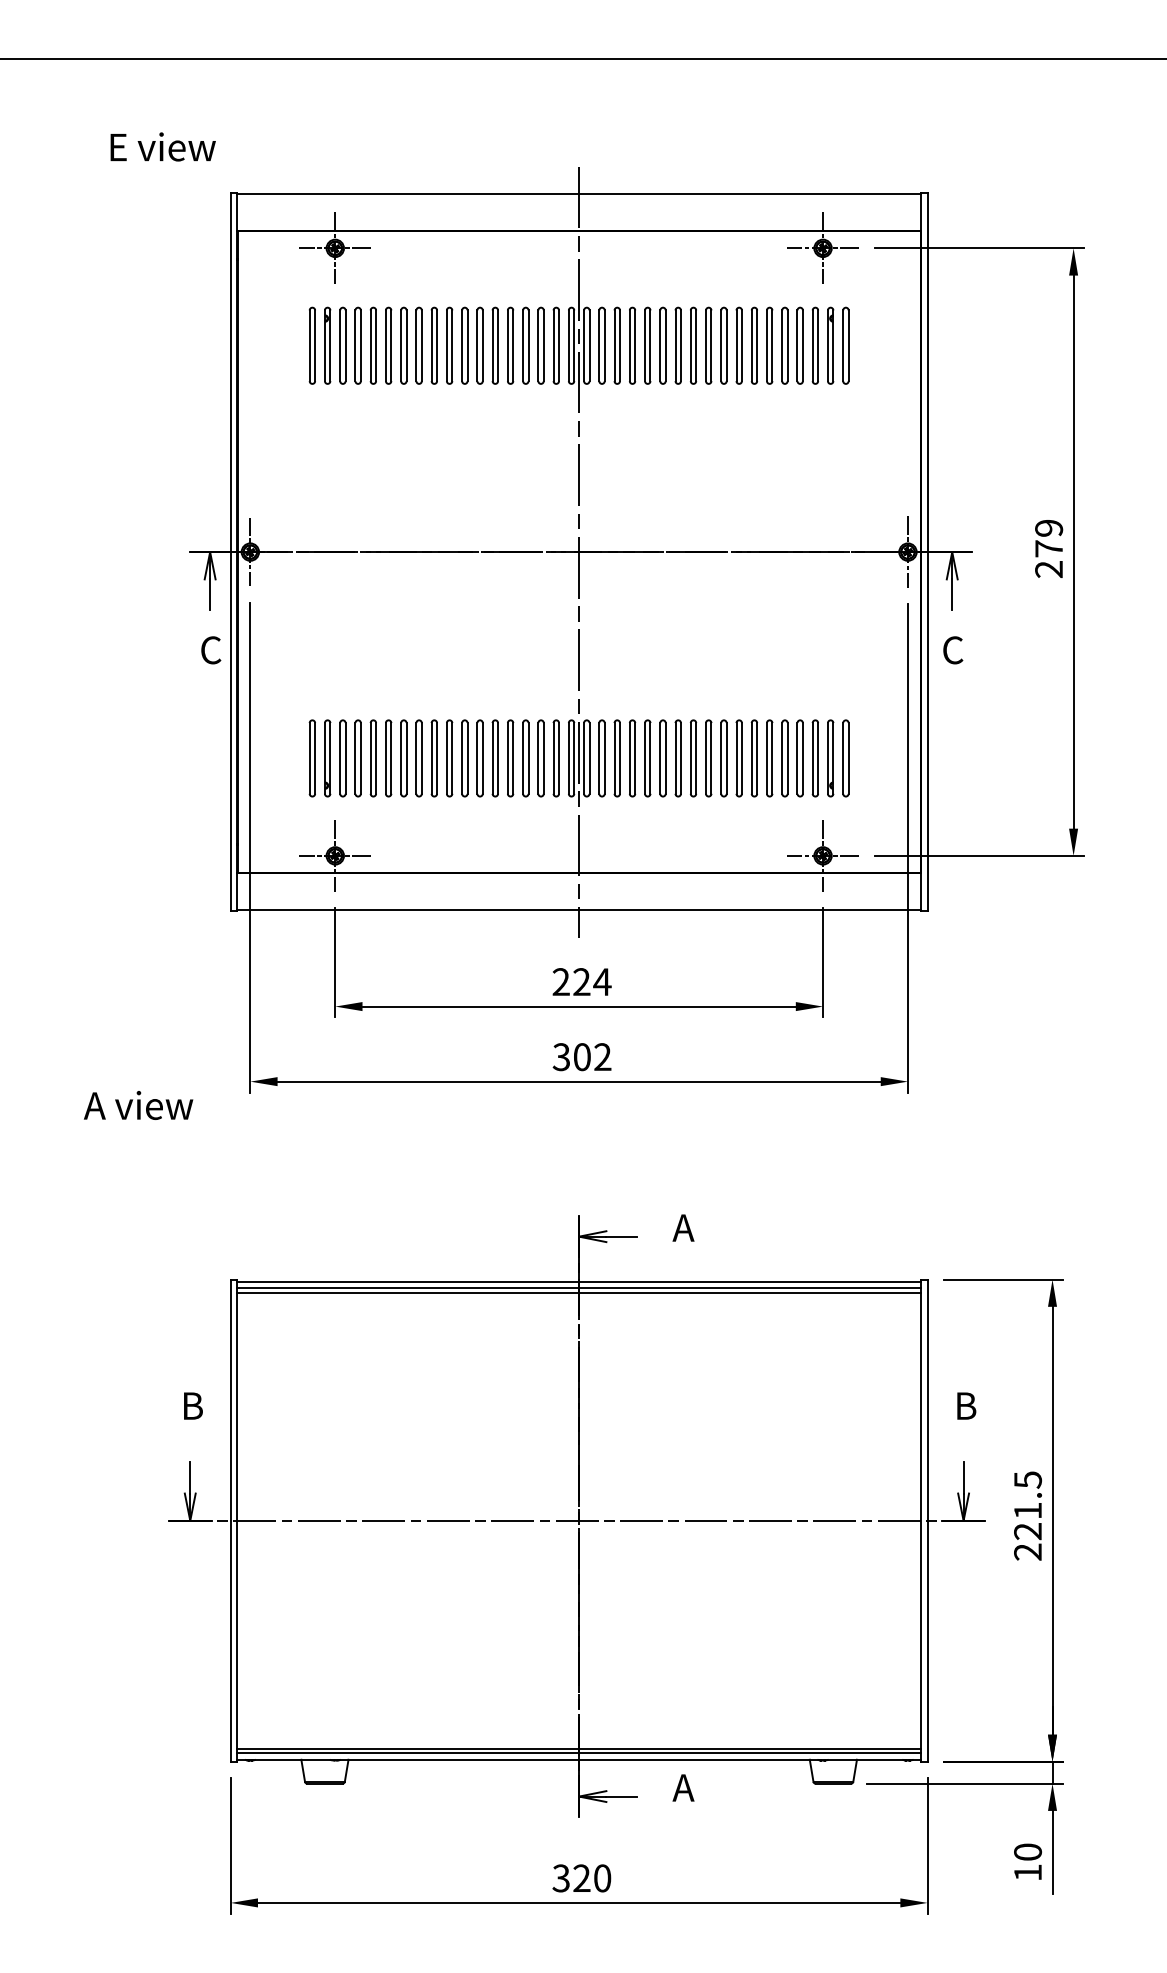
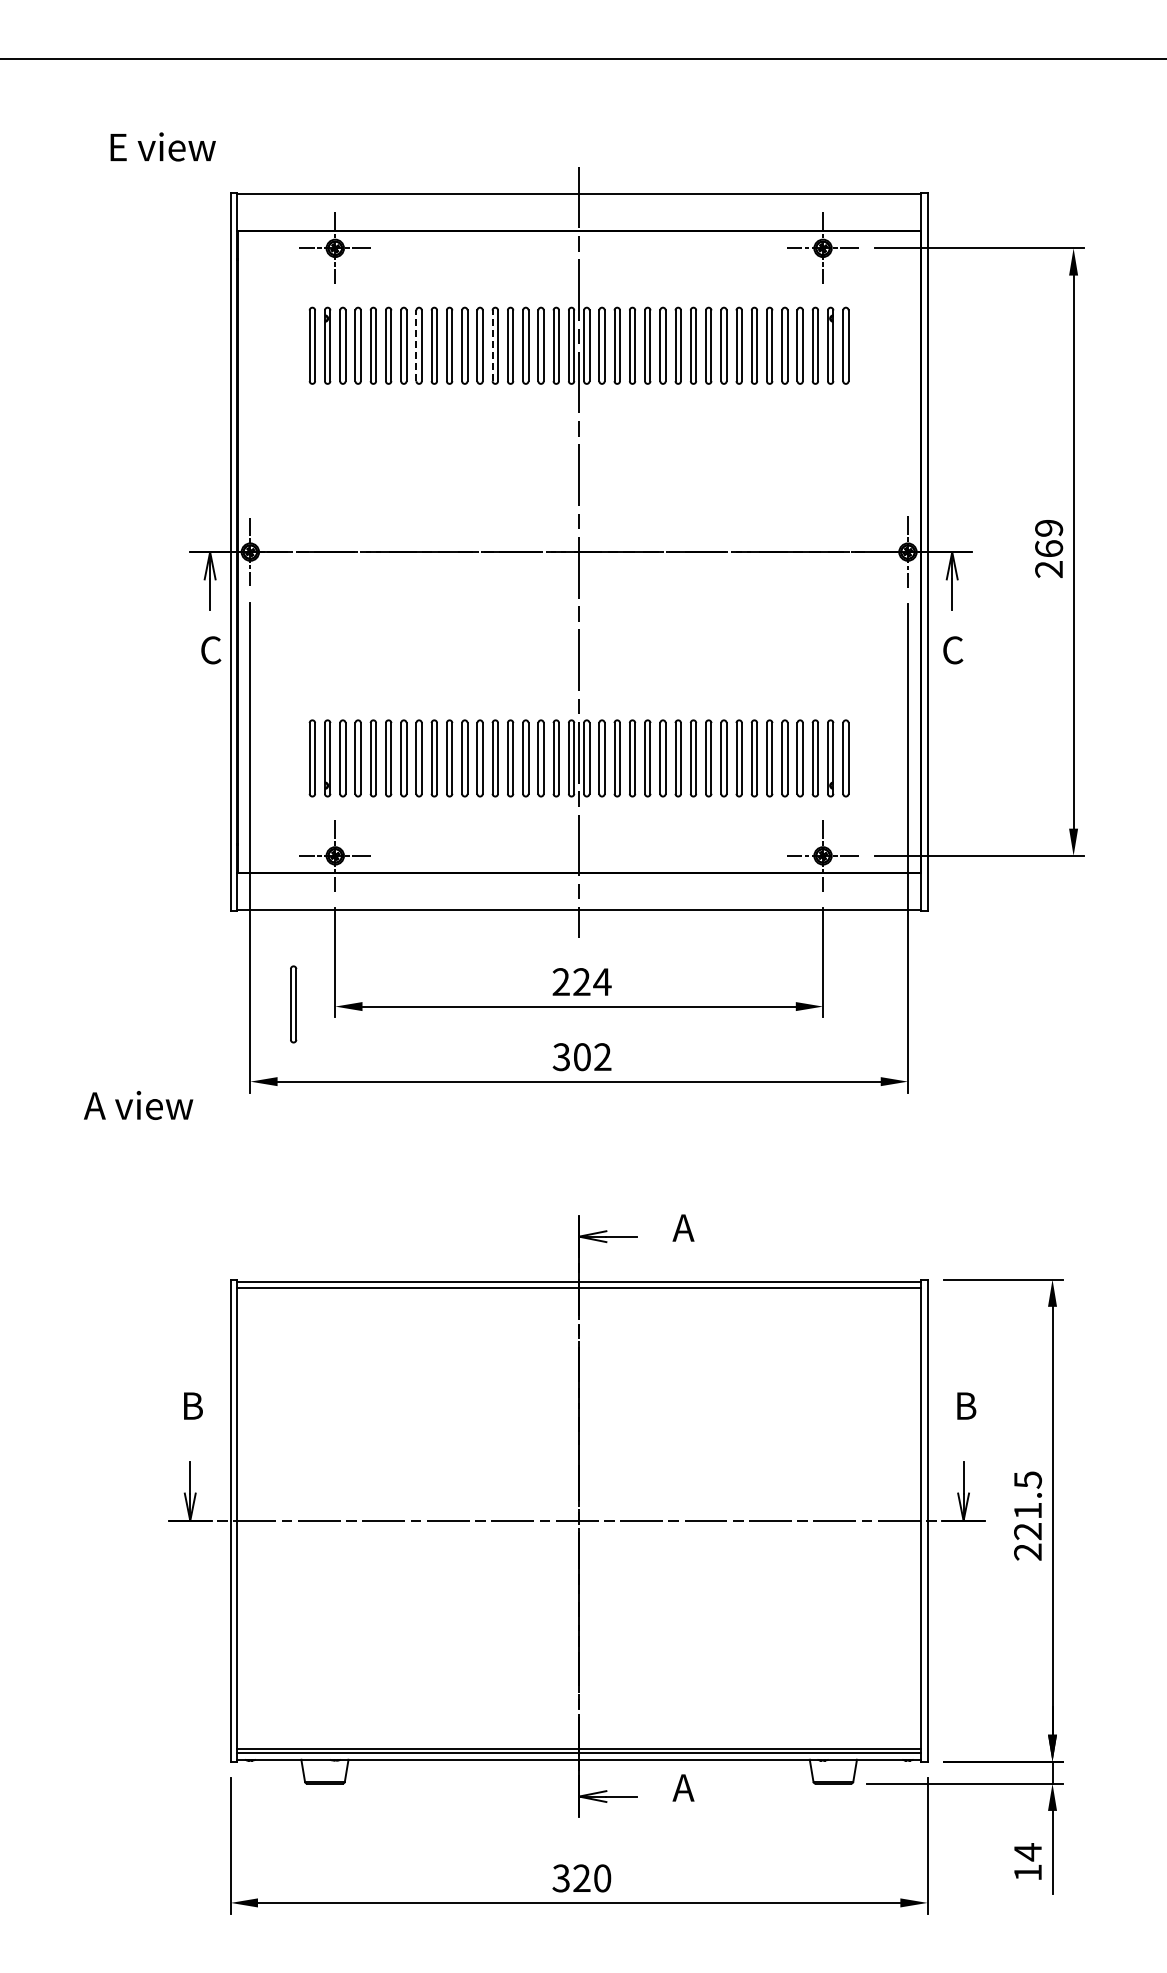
line: solid -> dashed (416, 345)
line: solid -> dashed (492, 345)
text: 279 -> 269 (1049, 548)
part: none -> present (293, 1004)
line: present -> none (579, 1292)
text: 10 -> 14 (1028, 1852)
